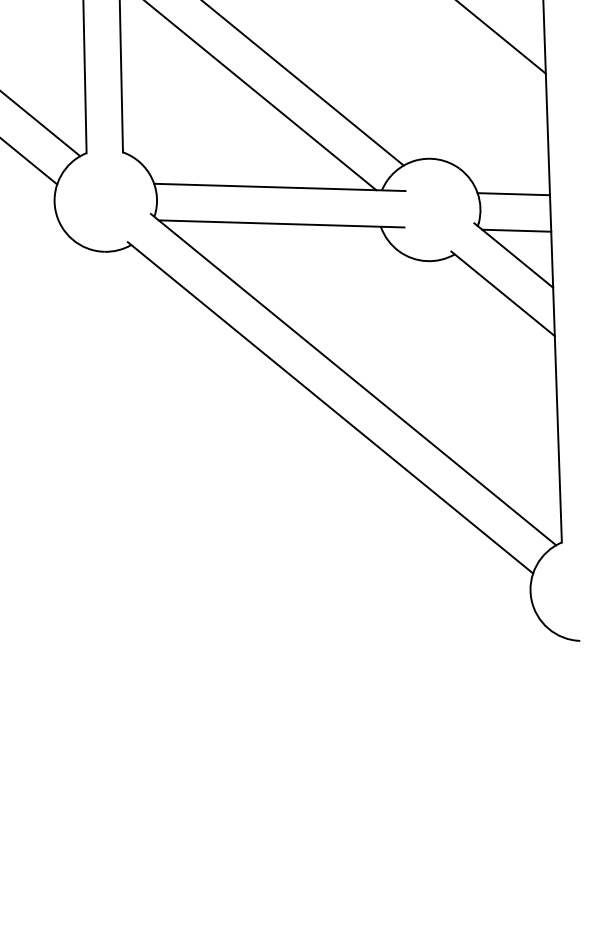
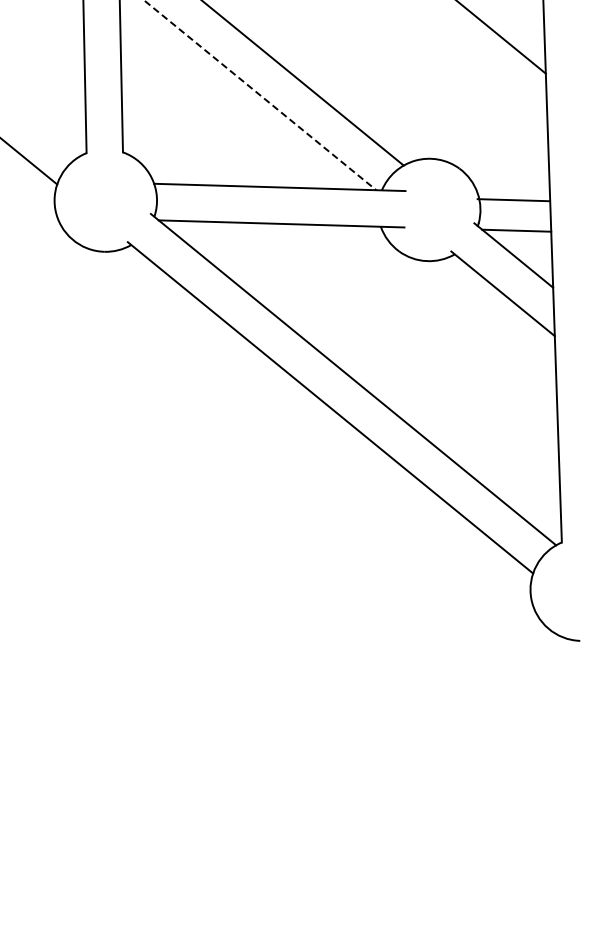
line: solid -> dashed (260, 95)
line: present -> none (41, 124)
line position: (513, 194) -> (513, 200) (513, 200)
